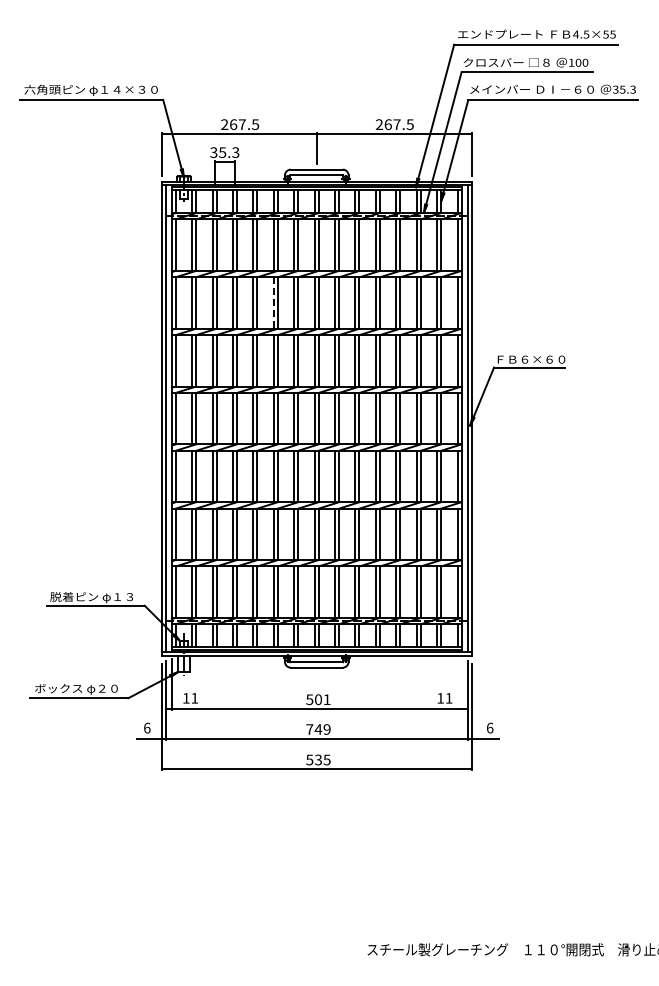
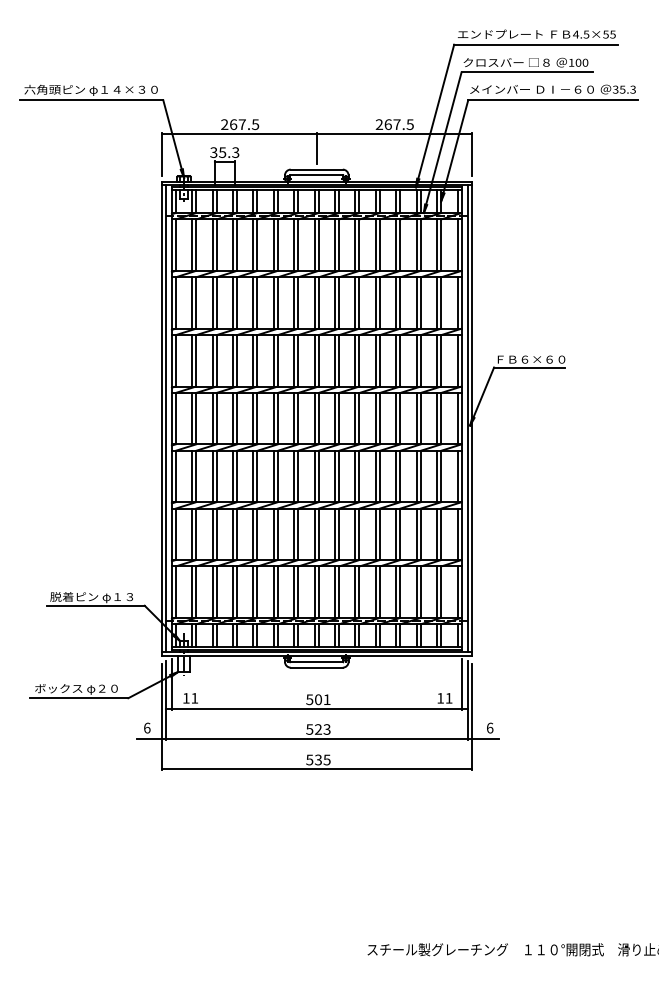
line: dashed -> solid (273, 302)
line: none -> present (461, 684)
text: 749 -> 523 (318, 729)
